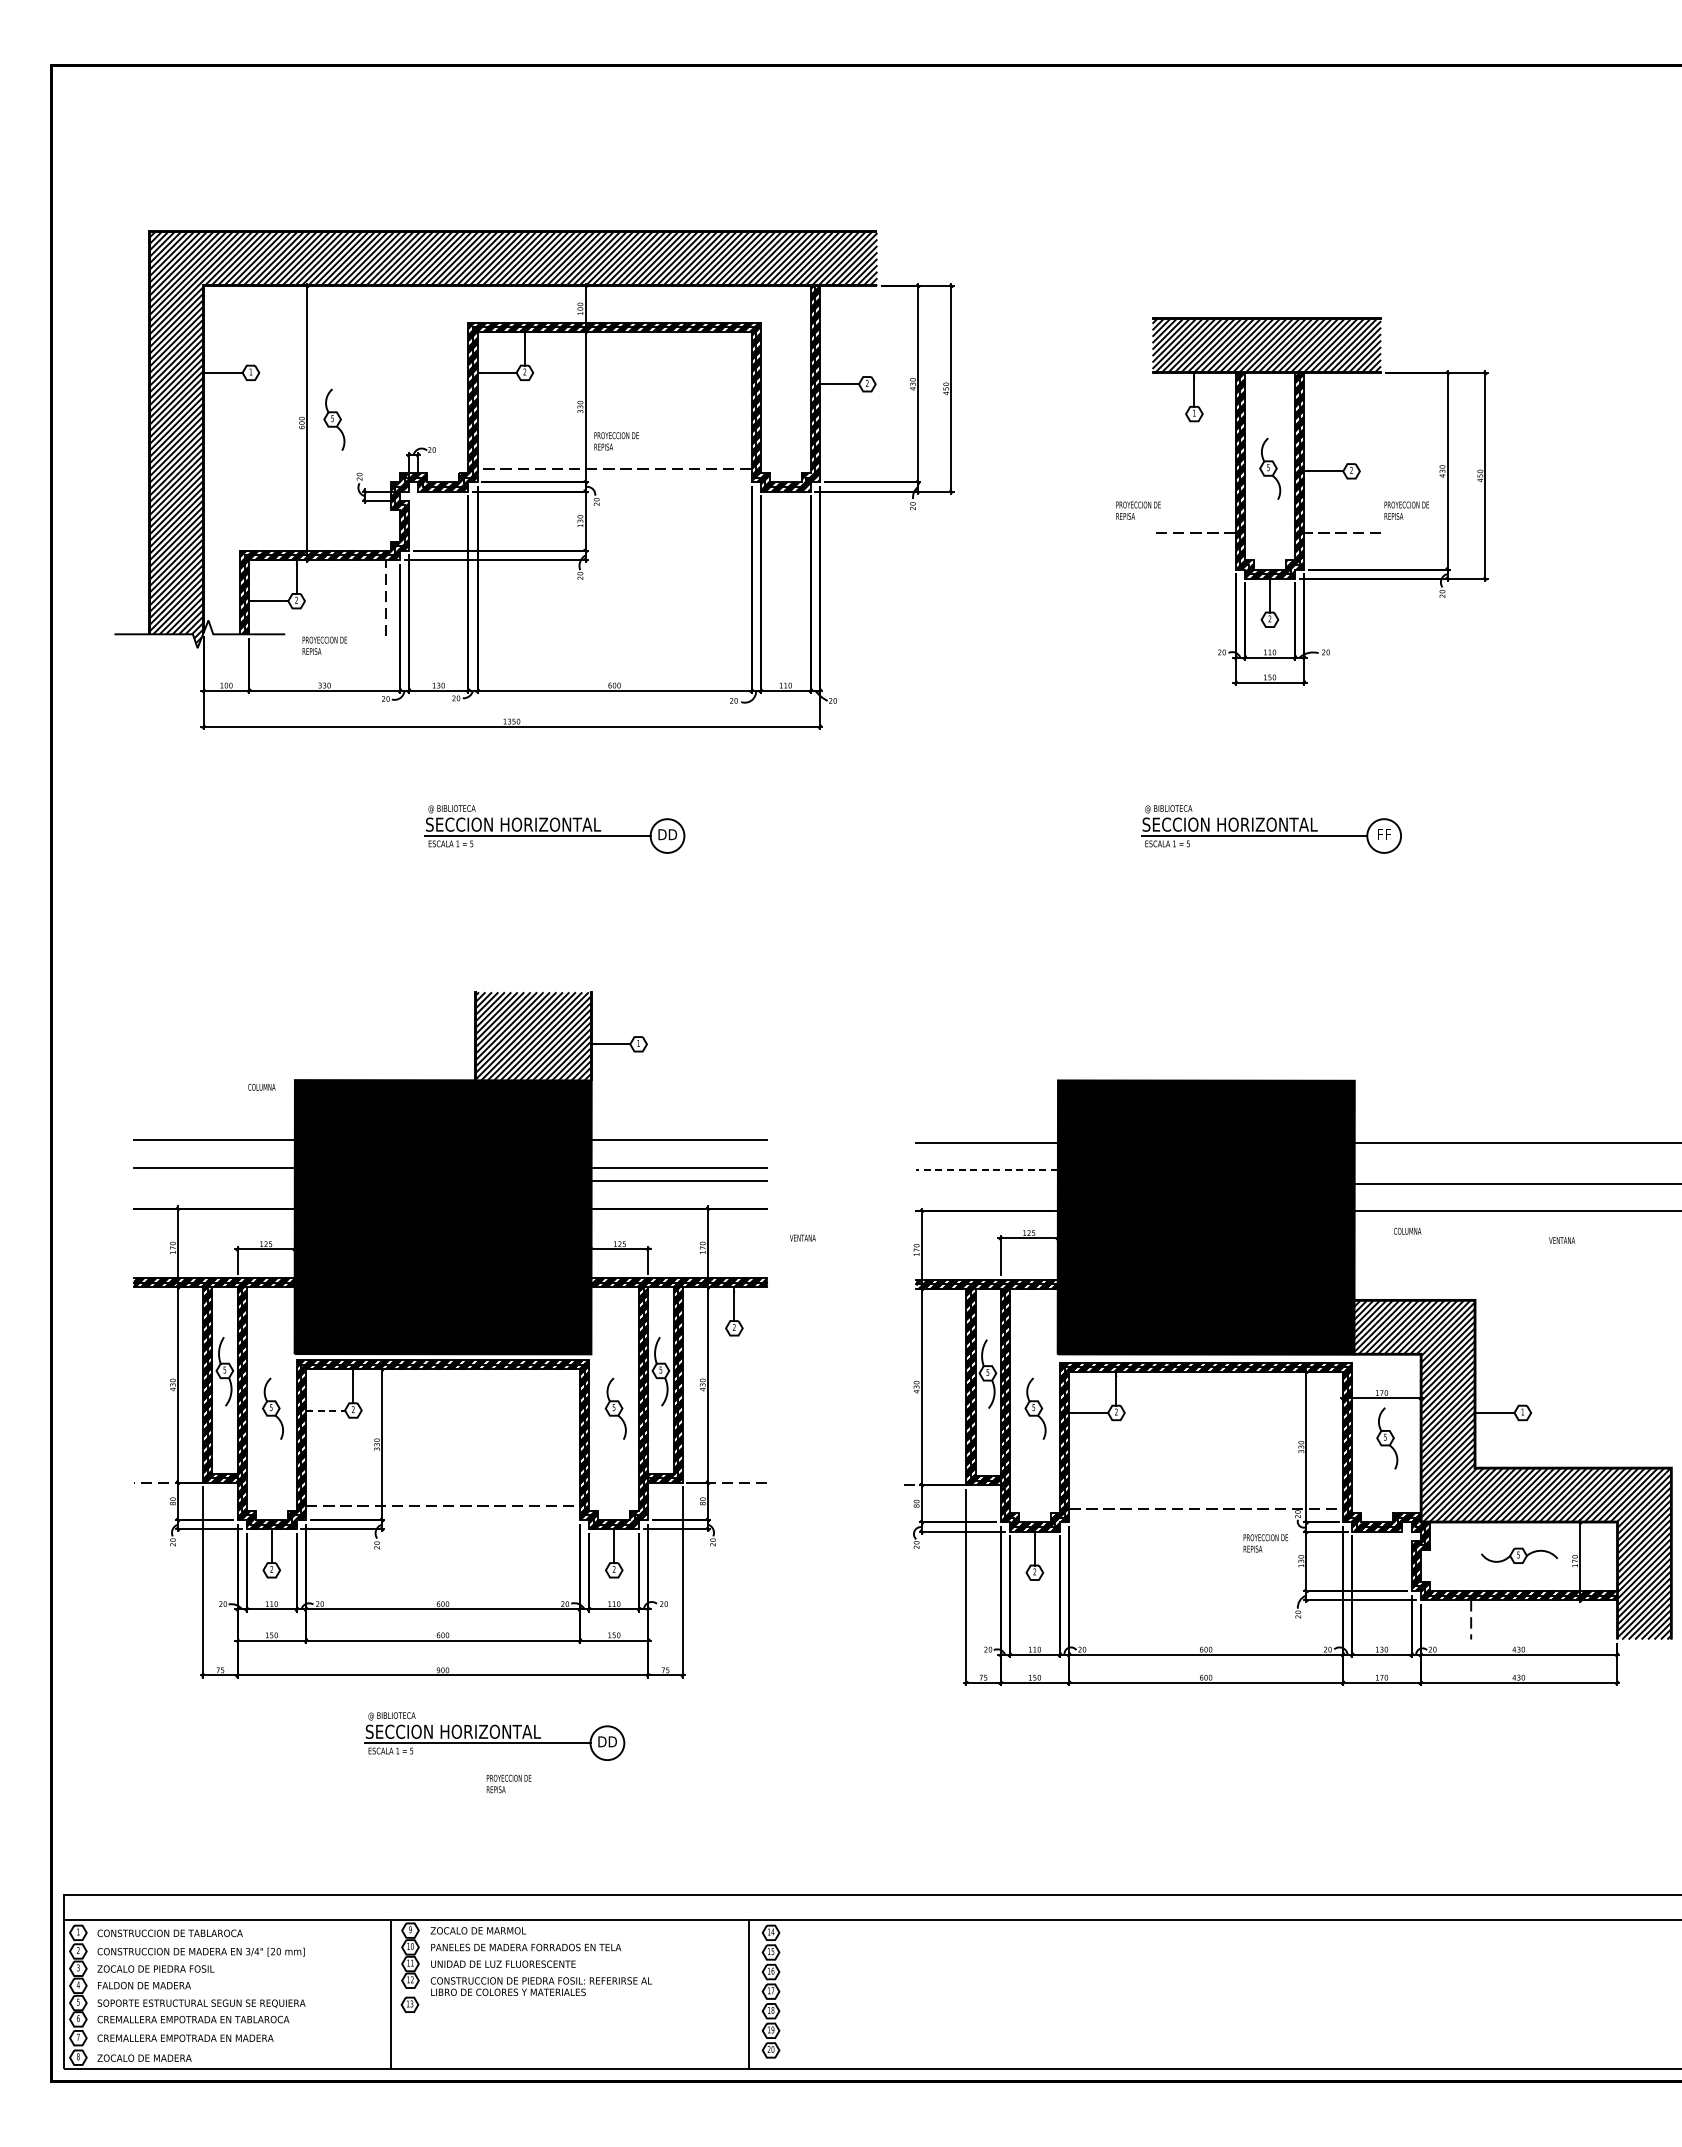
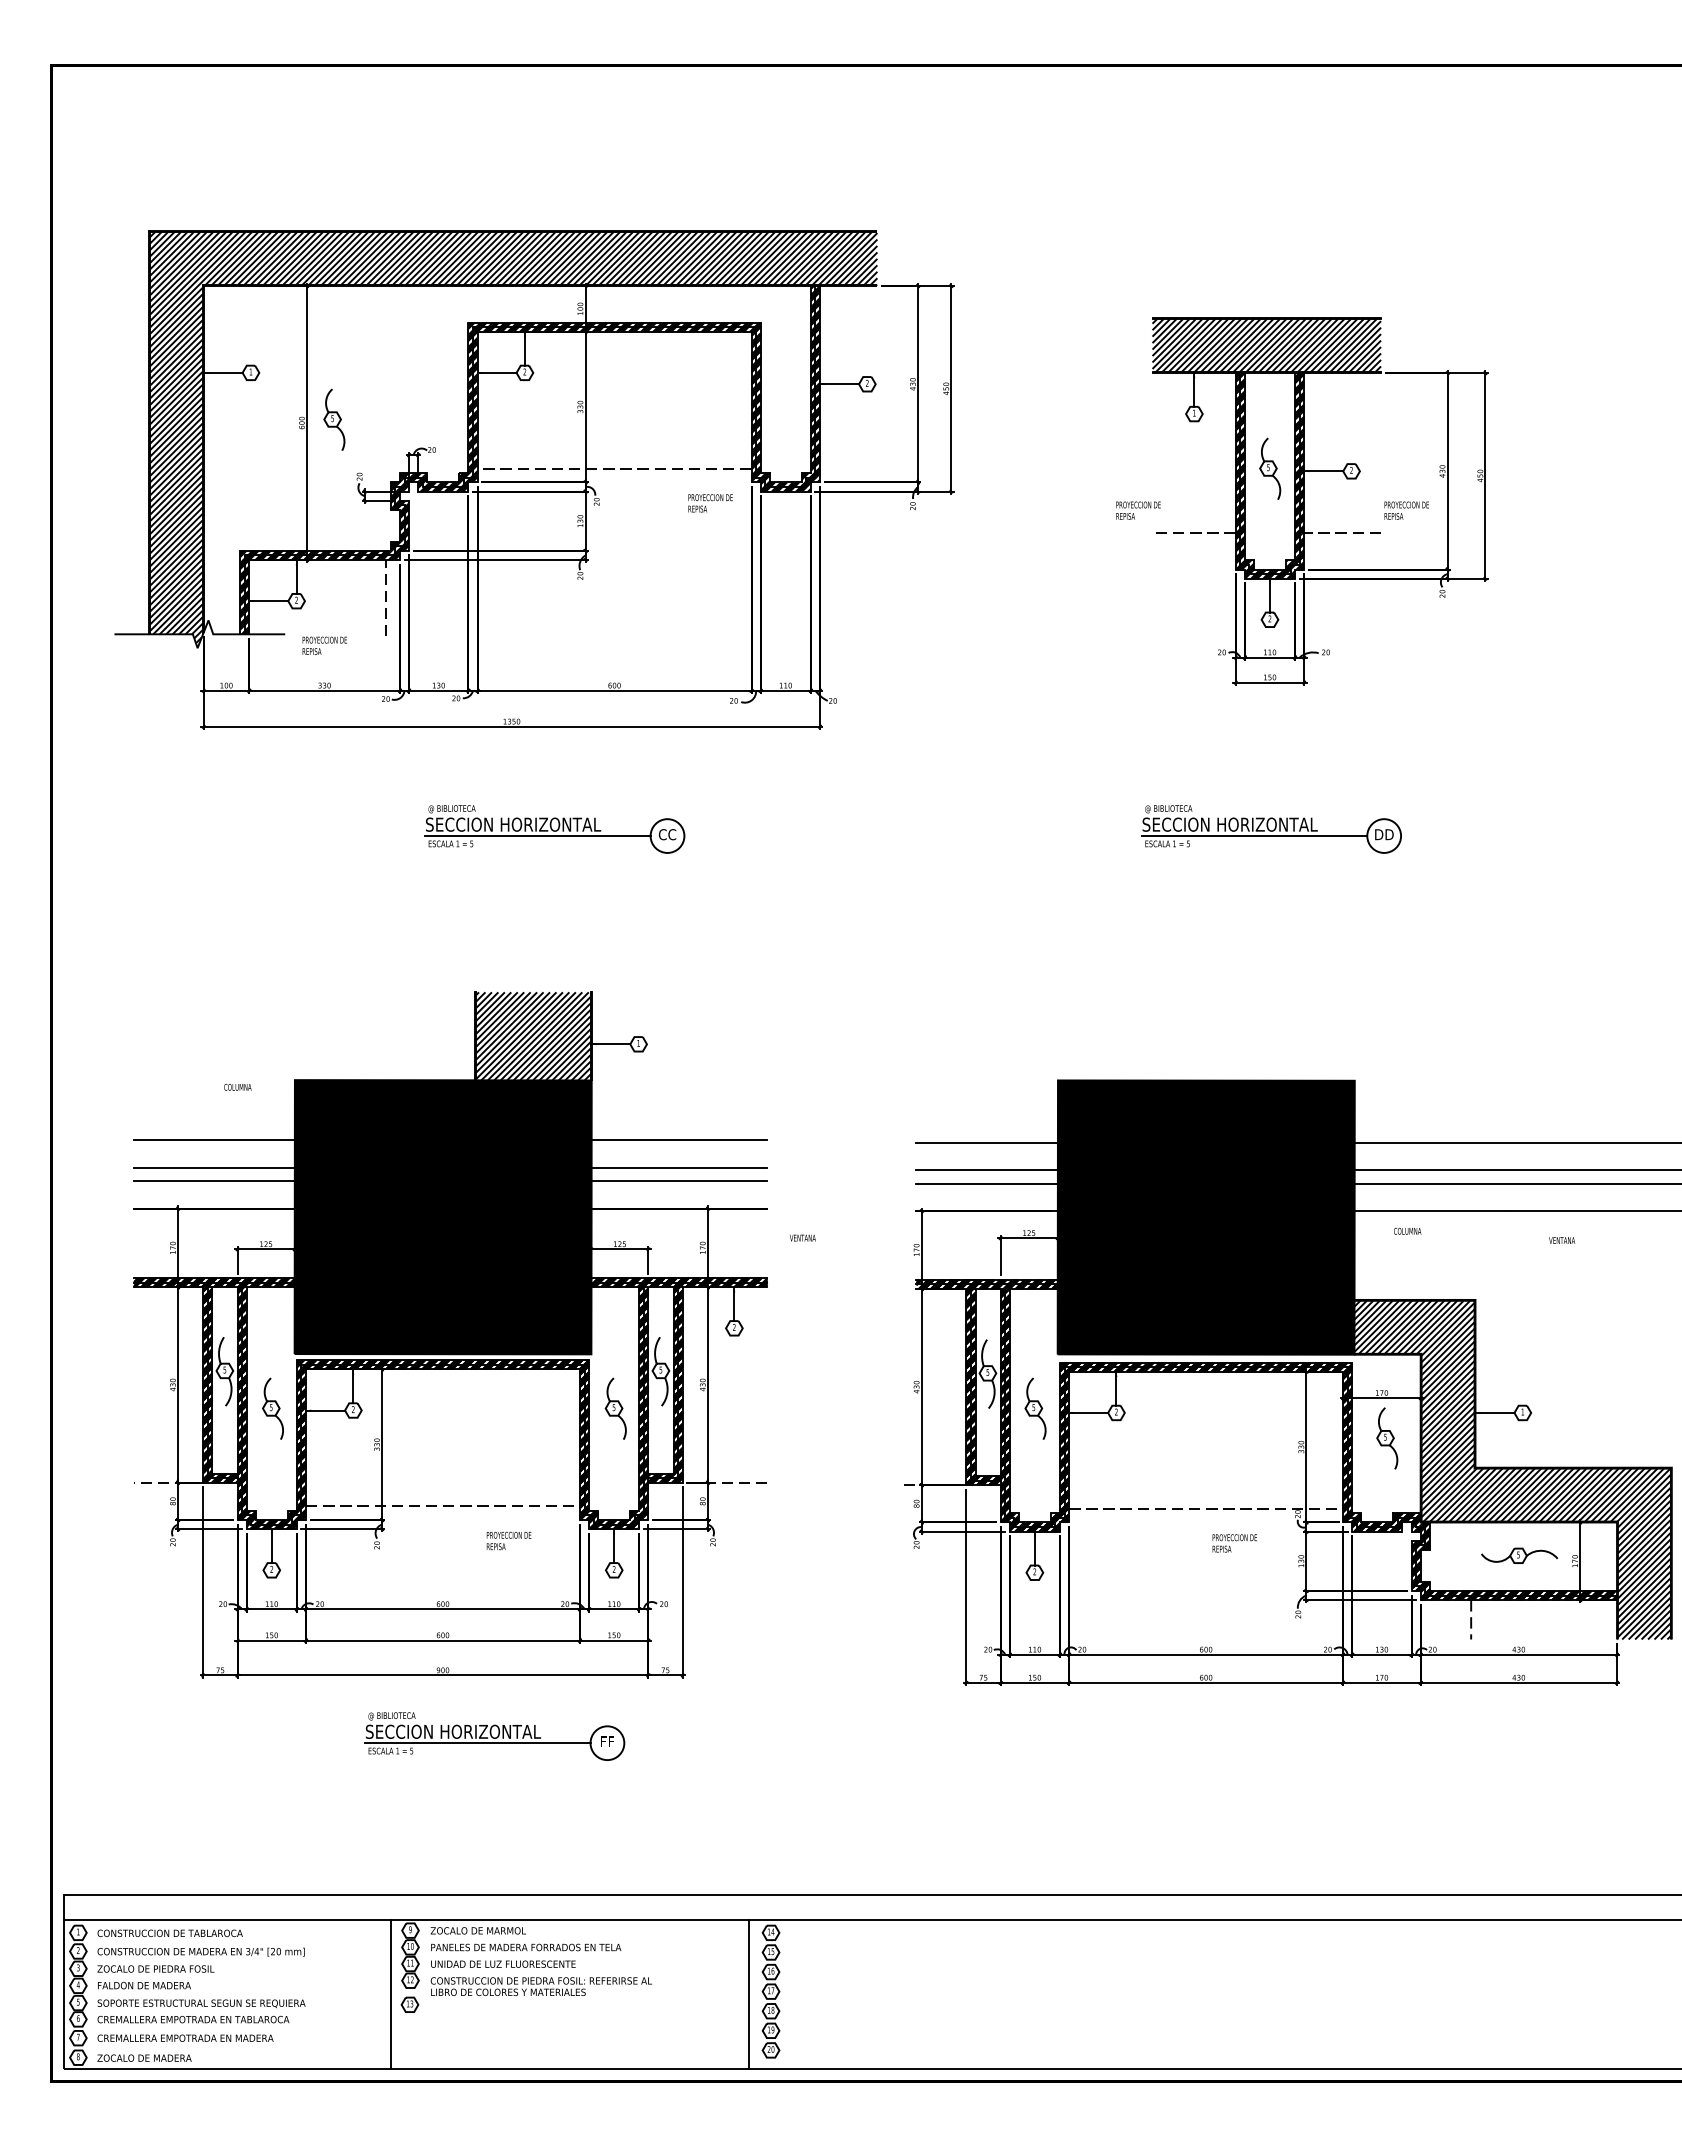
text position: (616, 441) -> (710, 503) (710, 503)
text: DD -> CC (667, 834)
text: FF -> DD (1384, 834)
text position: (261, 1086) -> (237, 1086) (237, 1086)
line: dashed -> solid (987, 1170)
line: none -> present (1516, 1170)
line: none -> present (214, 1181)
line: none -> present (986, 1183)
line: dashed -> solid (326, 1410)
text position: (1265, 1543) -> (1234, 1543) (1234, 1543)
text: DD -> FF (607, 1741)
text position: (508, 1783) -> (508, 1540) (508, 1540)
